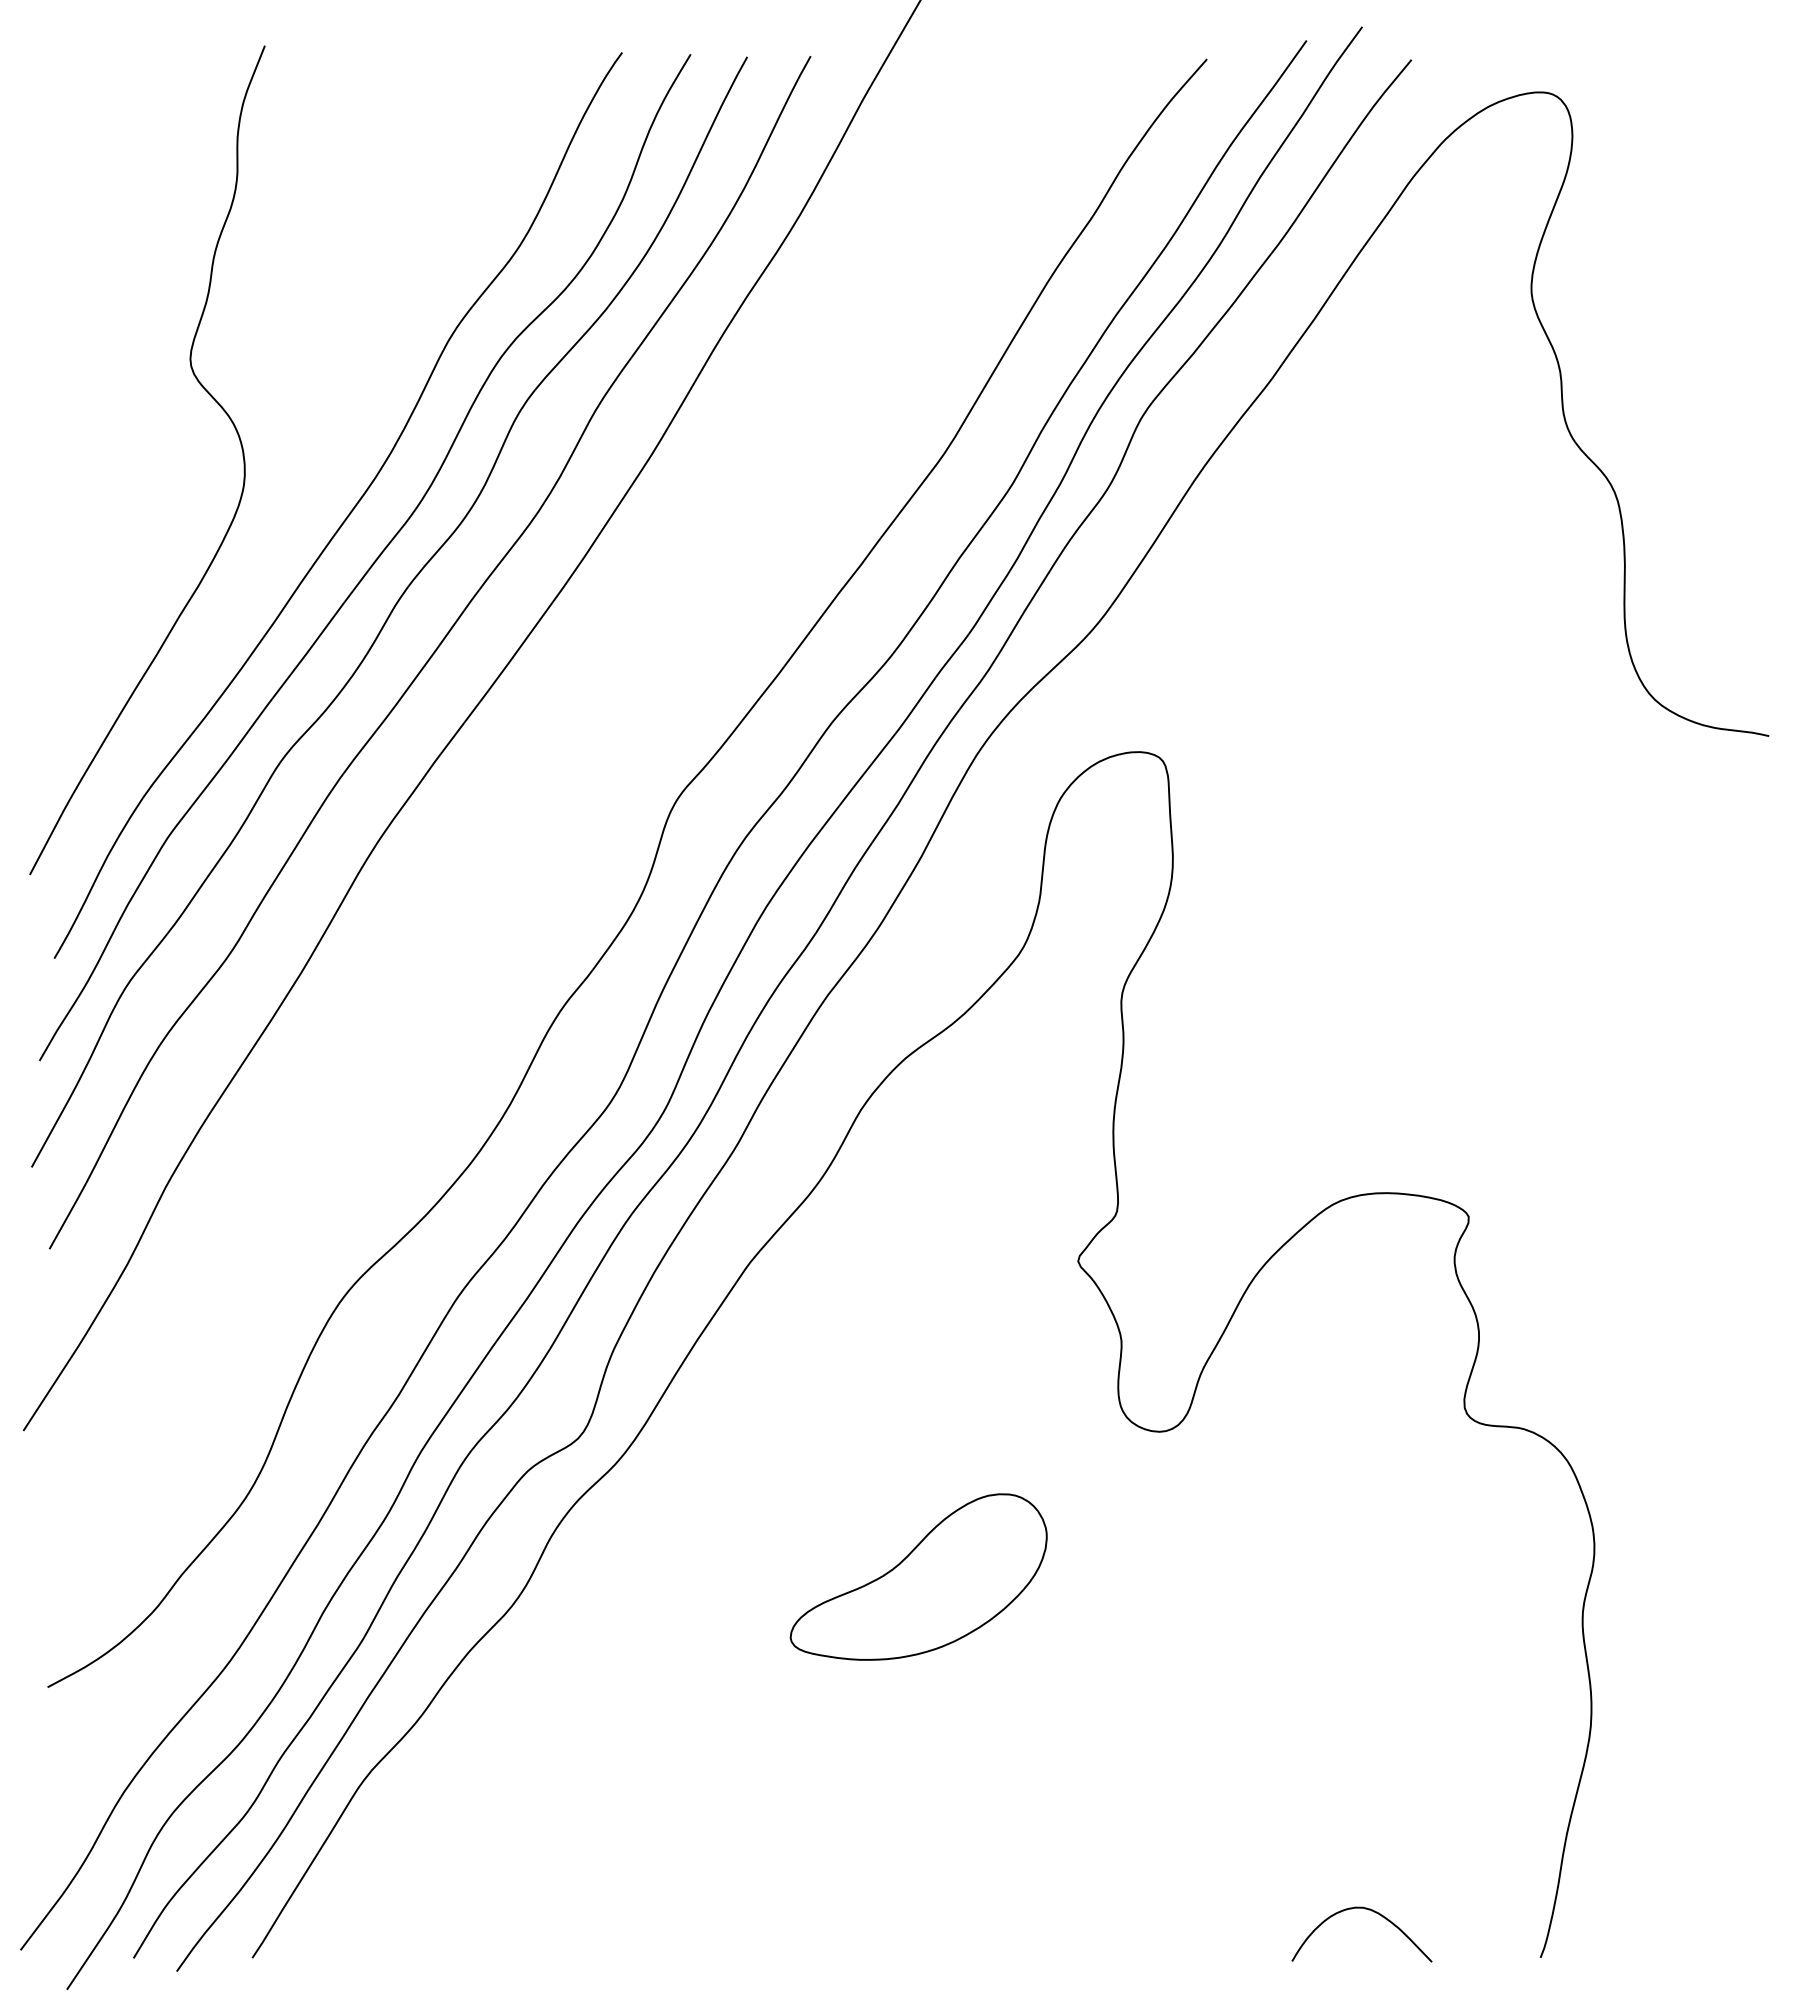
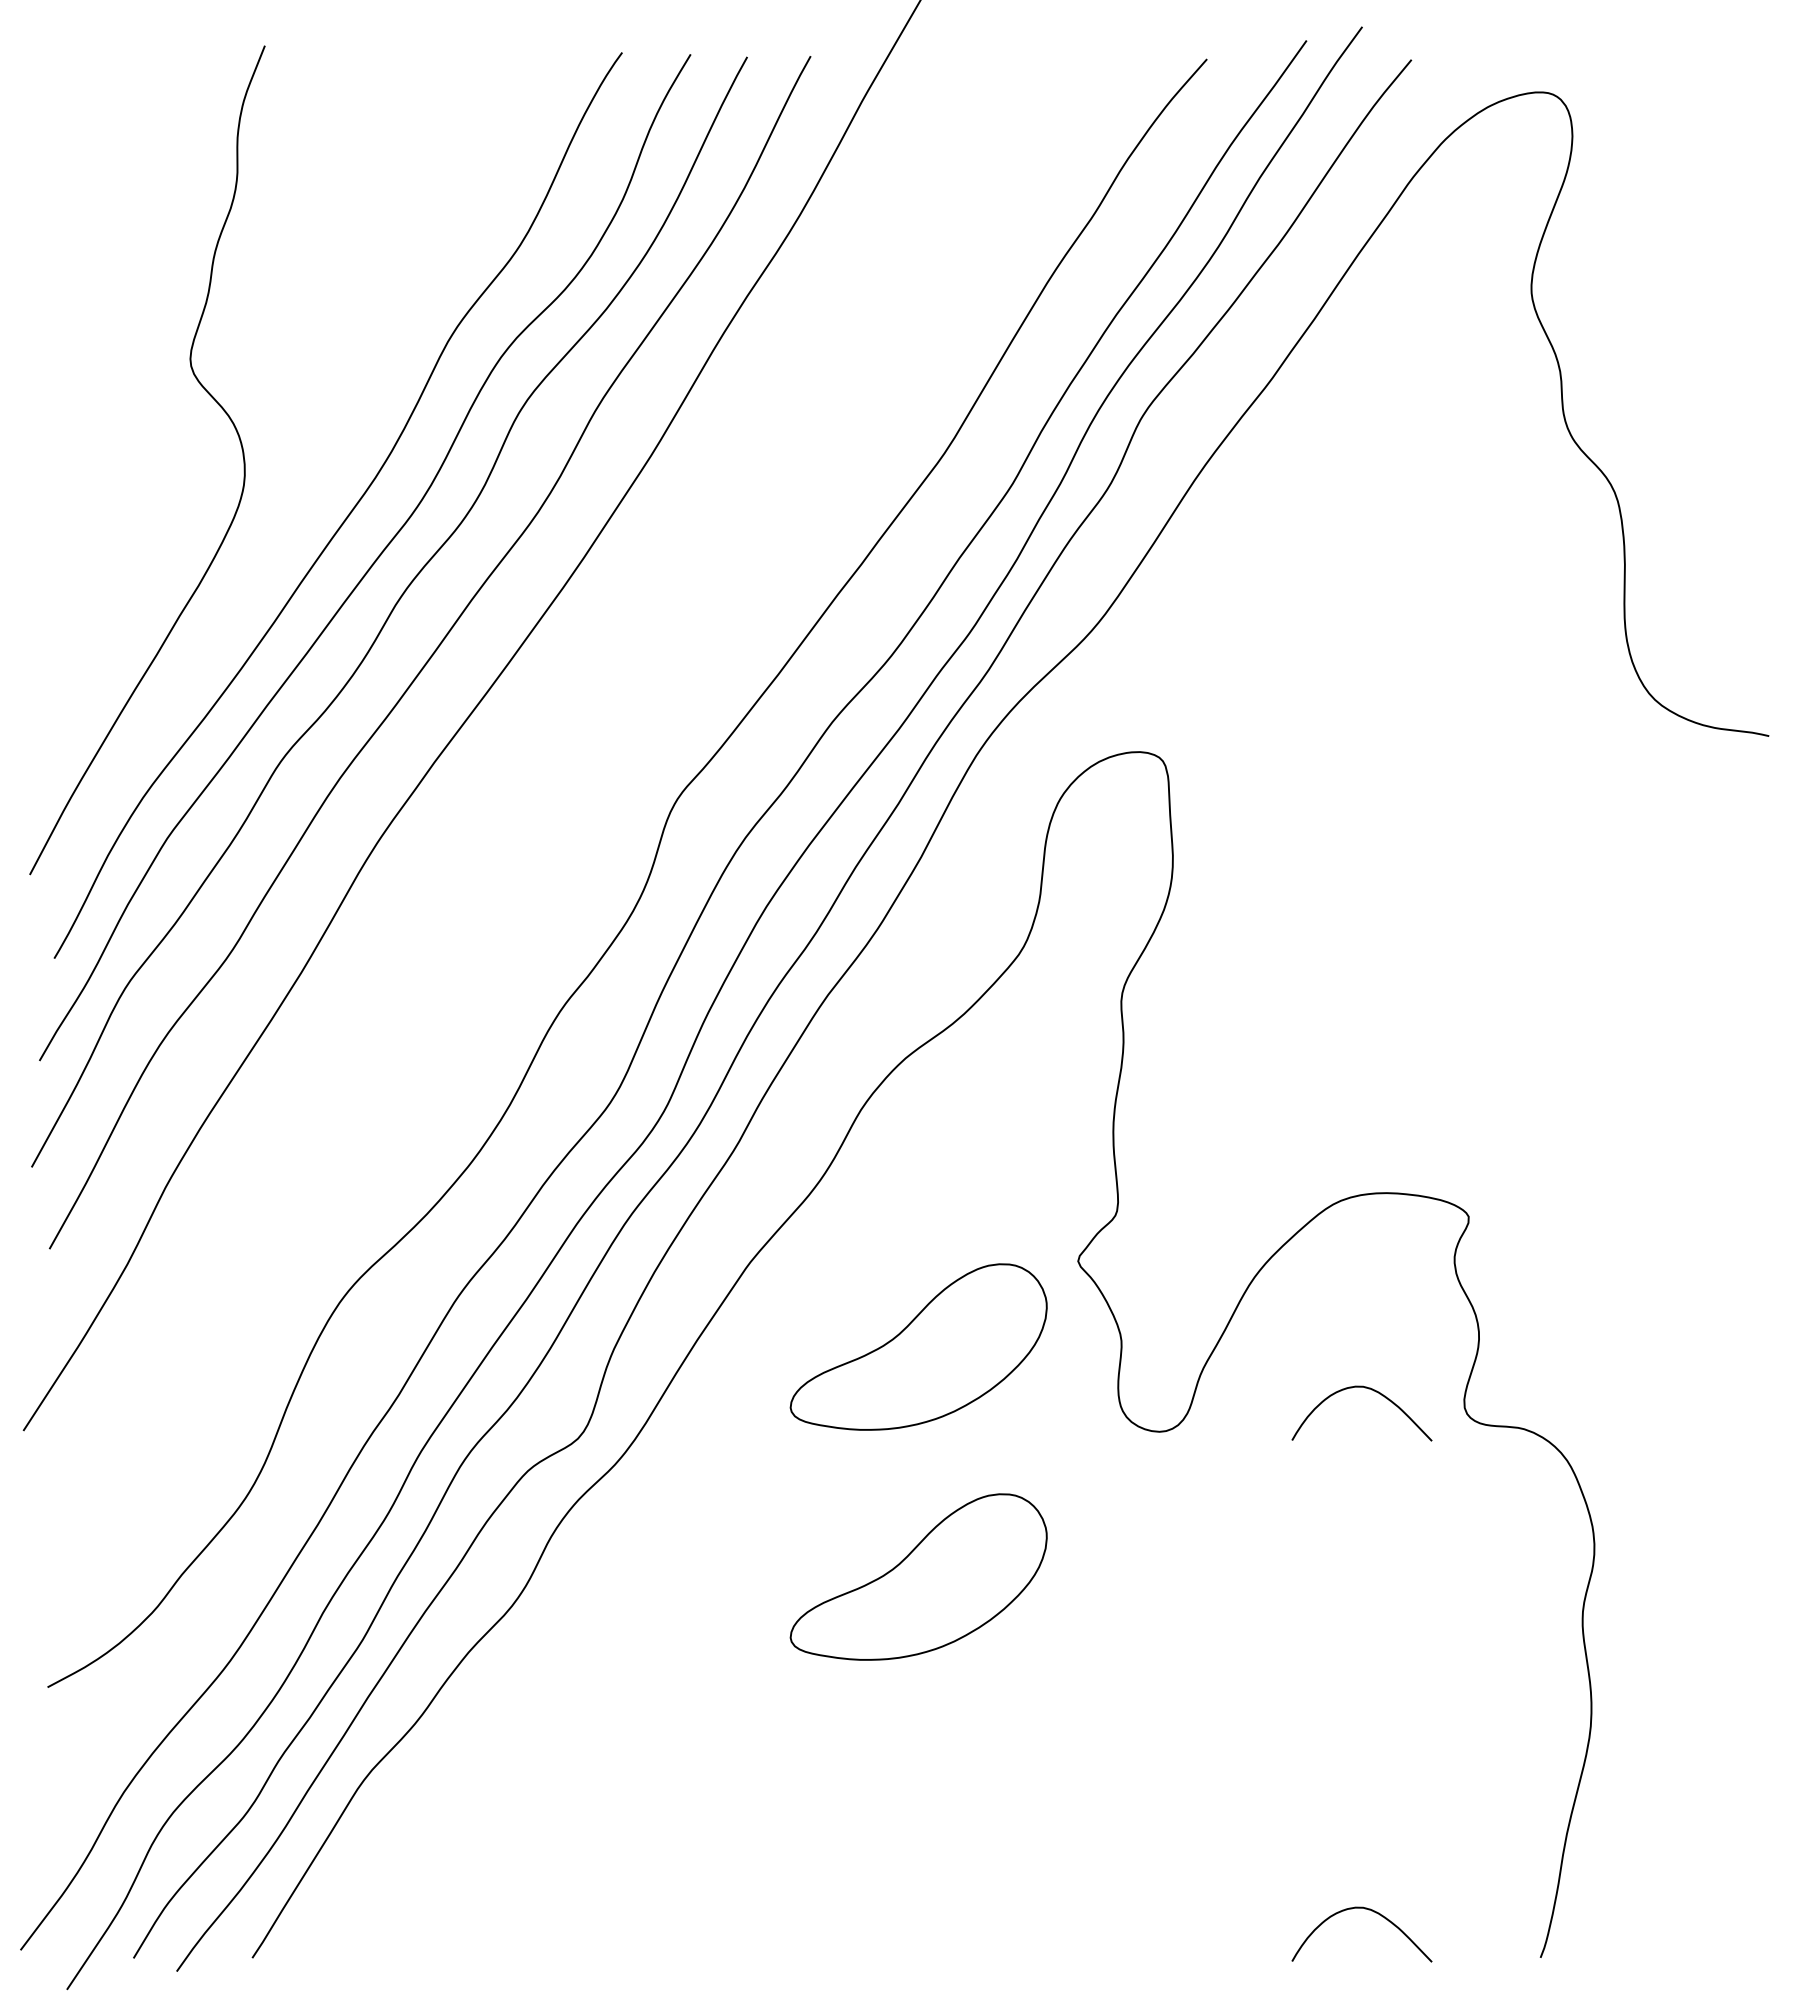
part: none -> present (918, 1346)
curve: none -> present (1368, 1389)
